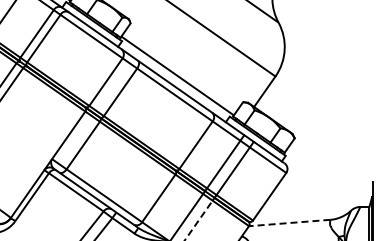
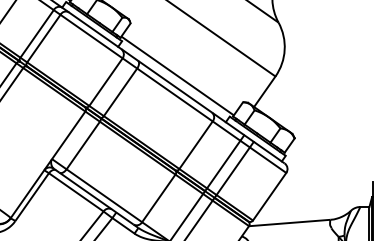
line: dashed -> solid (198, 220)
line: dashed -> solid (288, 223)
